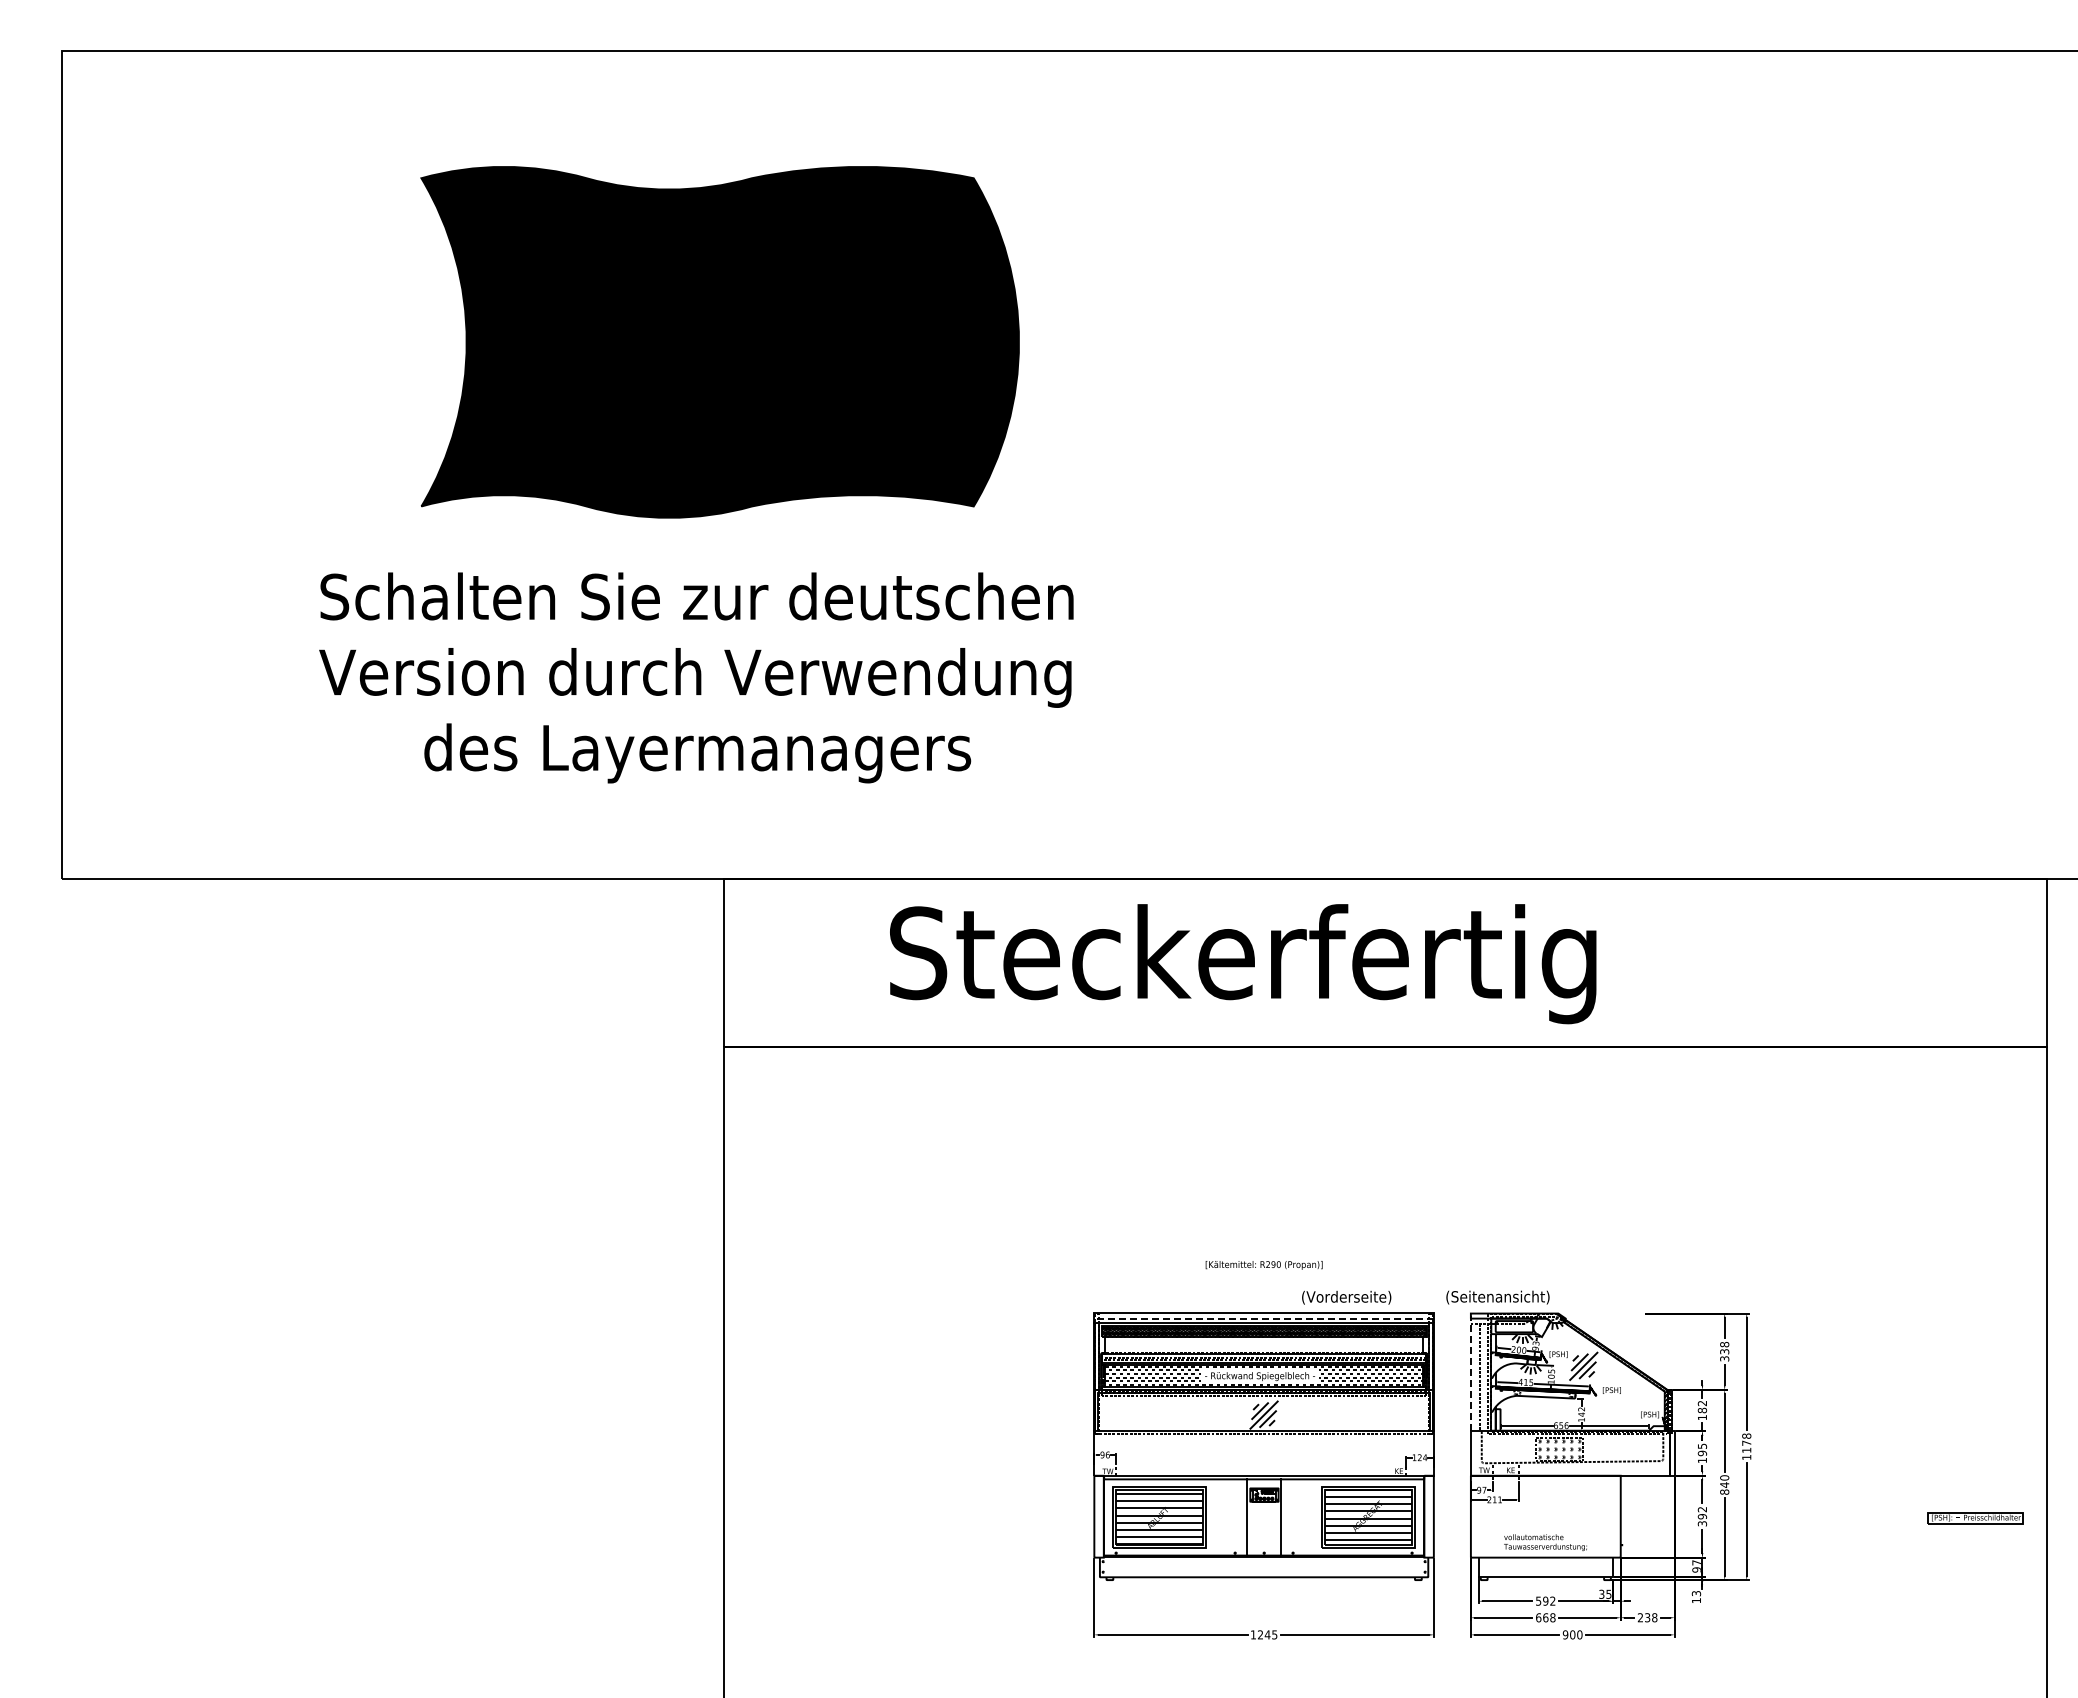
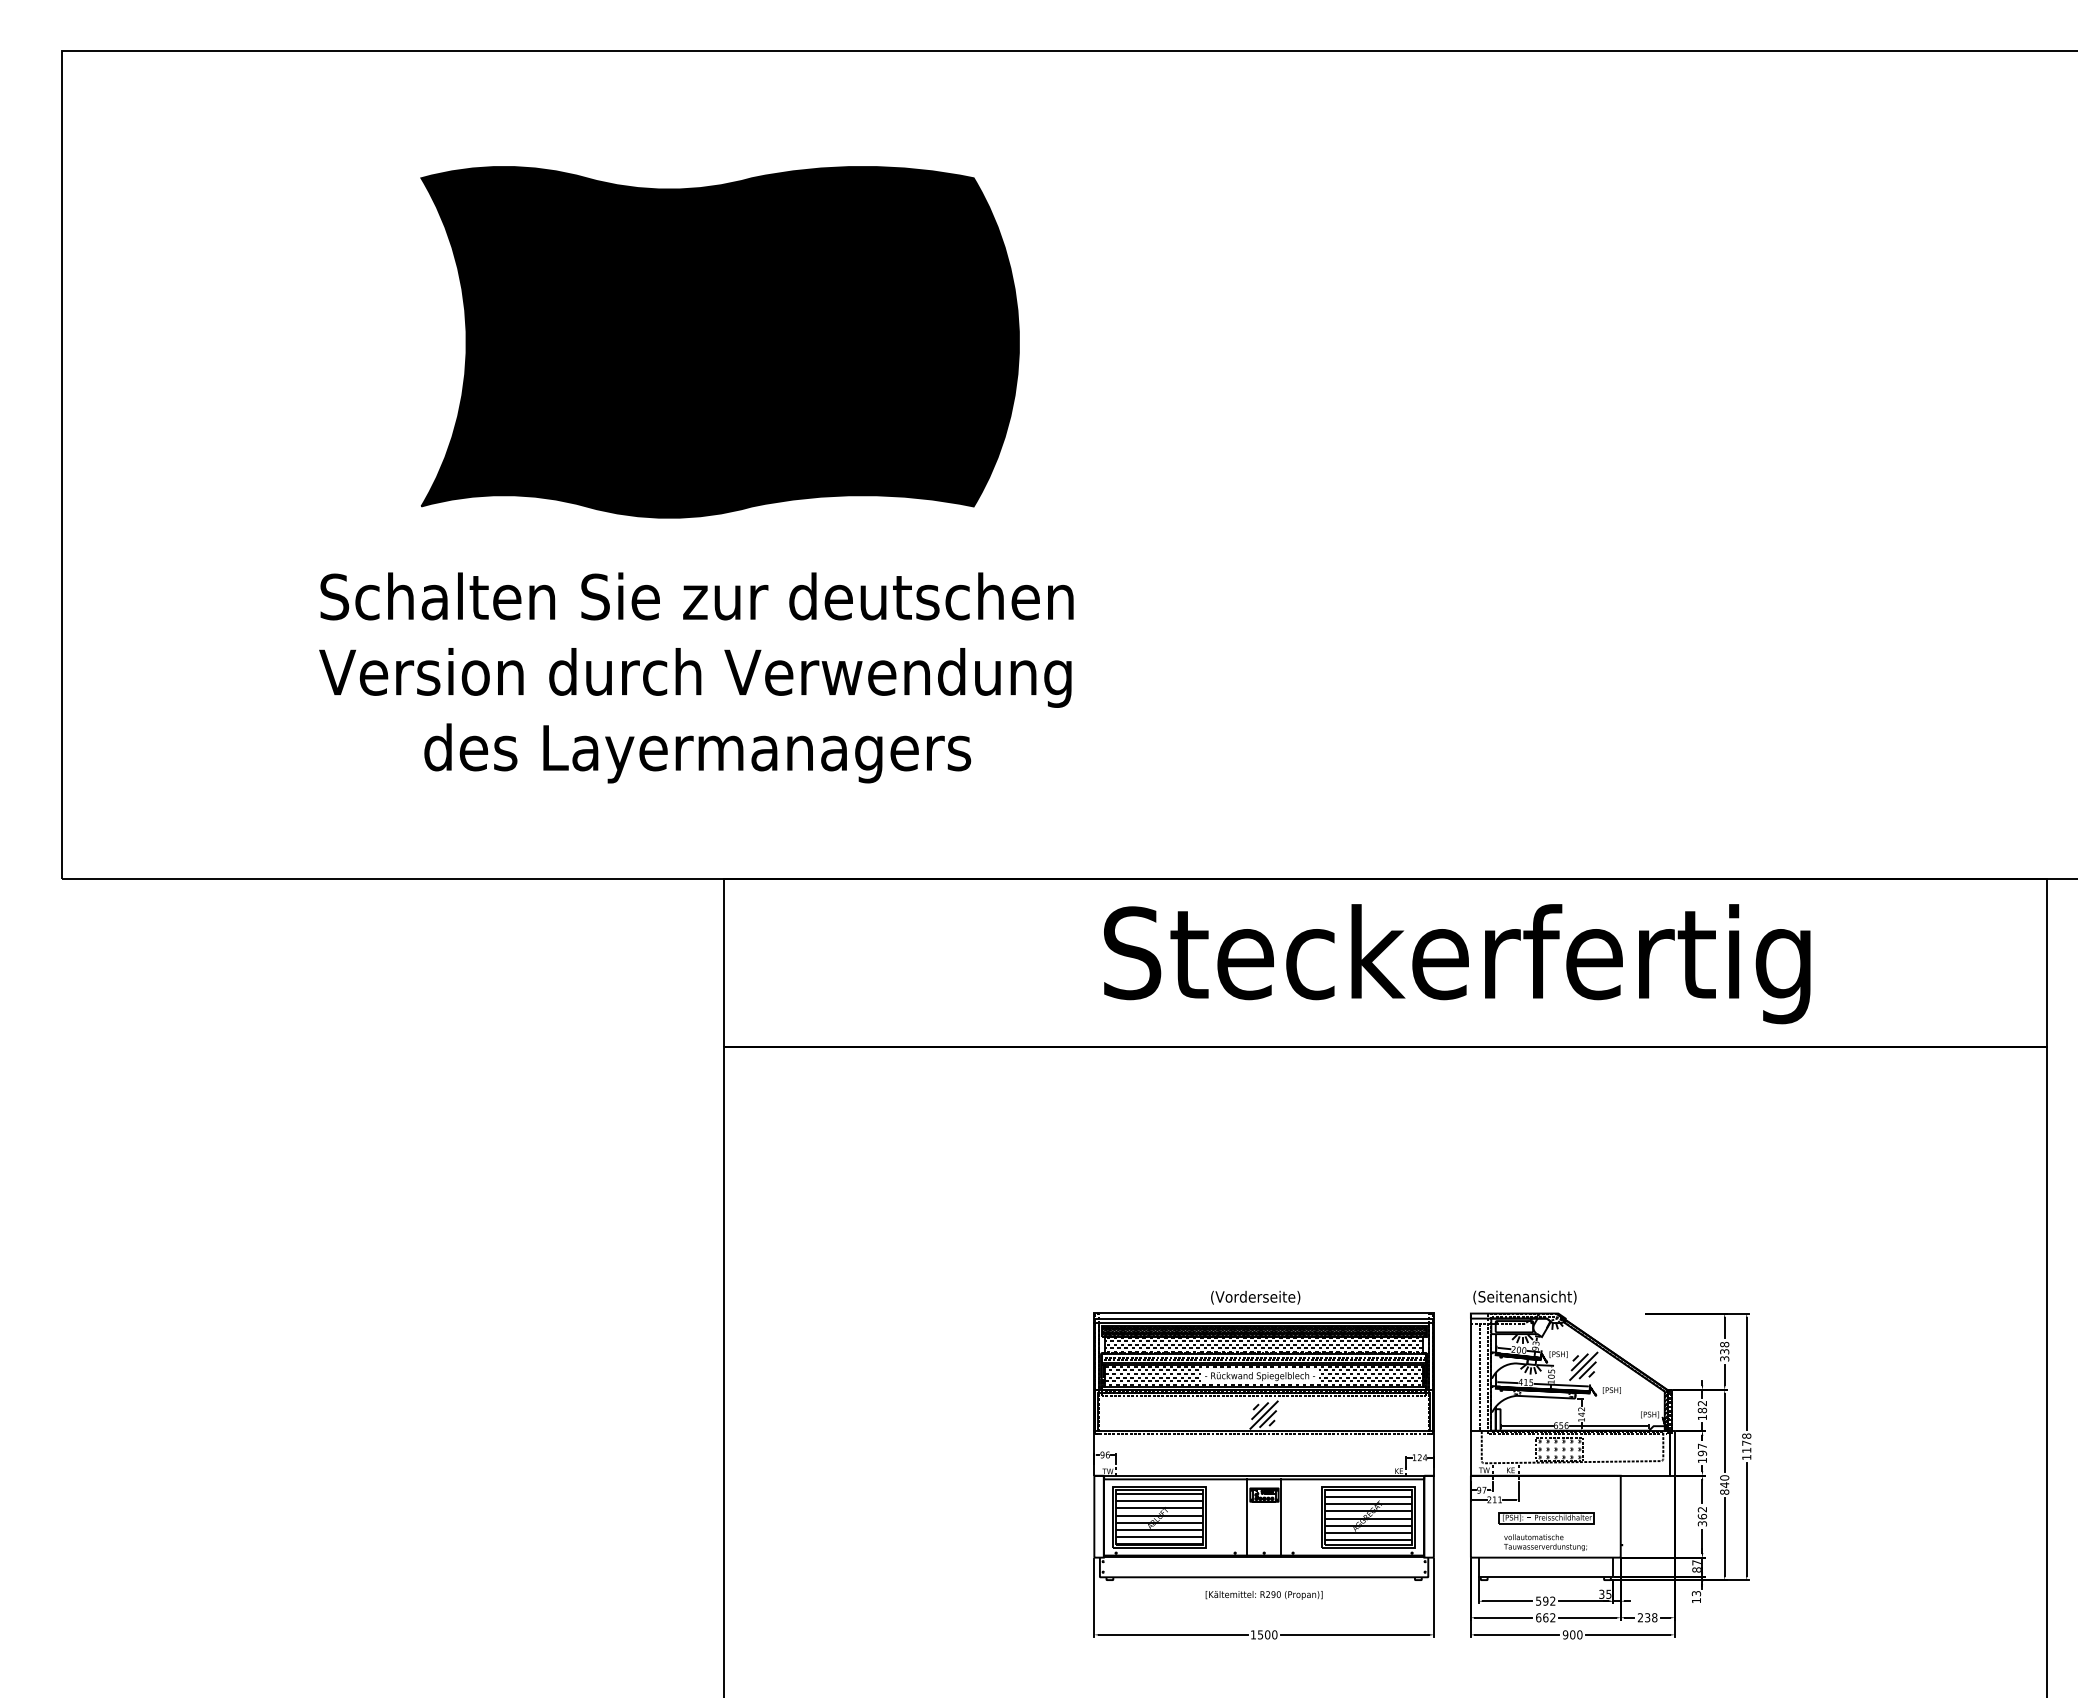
text position: (1243, 964) -> (1457, 964) (1457, 964)
text position: (1263, 1265) -> (1263, 1595) (1263, 1595)
text position: (1346, 1297) -> (1255, 1297) (1255, 1297)
text position: (1497, 1297) -> (1524, 1297) (1524, 1297)
line: dashed -> solid (1264, 1318)
hatch: none -> present (1264, 1344)
line: dashed -> solid (1470, 1373)
text: 195 -> 197 (1702, 1445)
text: 392 -> 362 (1702, 1516)
part position: (1975, 1518) -> (1546, 1518) (1546, 1518)
text: 97 -> 87 (1696, 1569)
text: 668 -> 662 (1552, 1617)
text: 1245 -> 1500 (1267, 1634)
